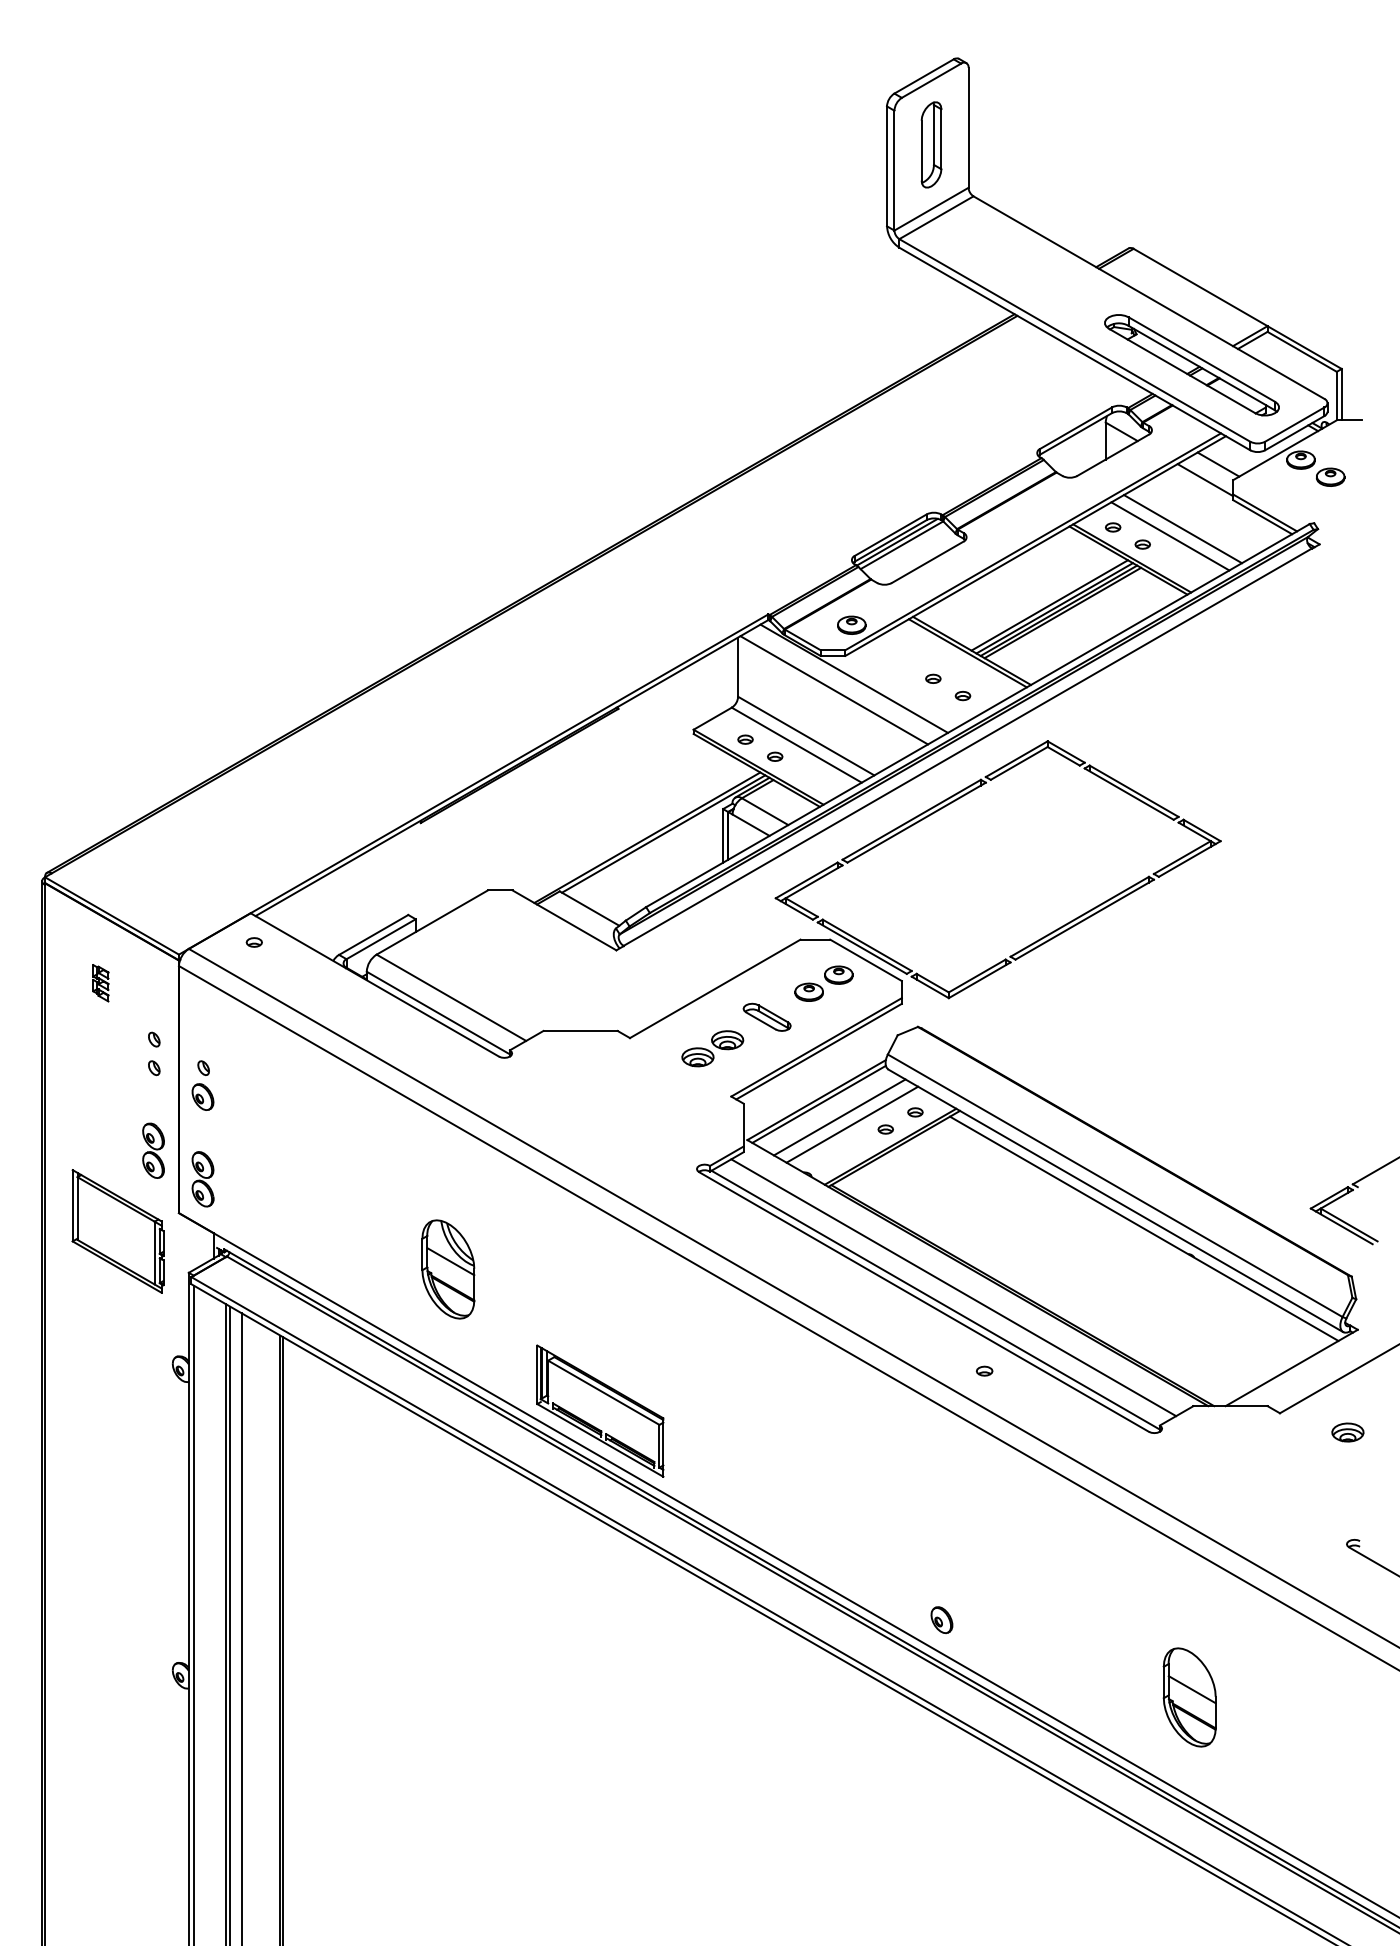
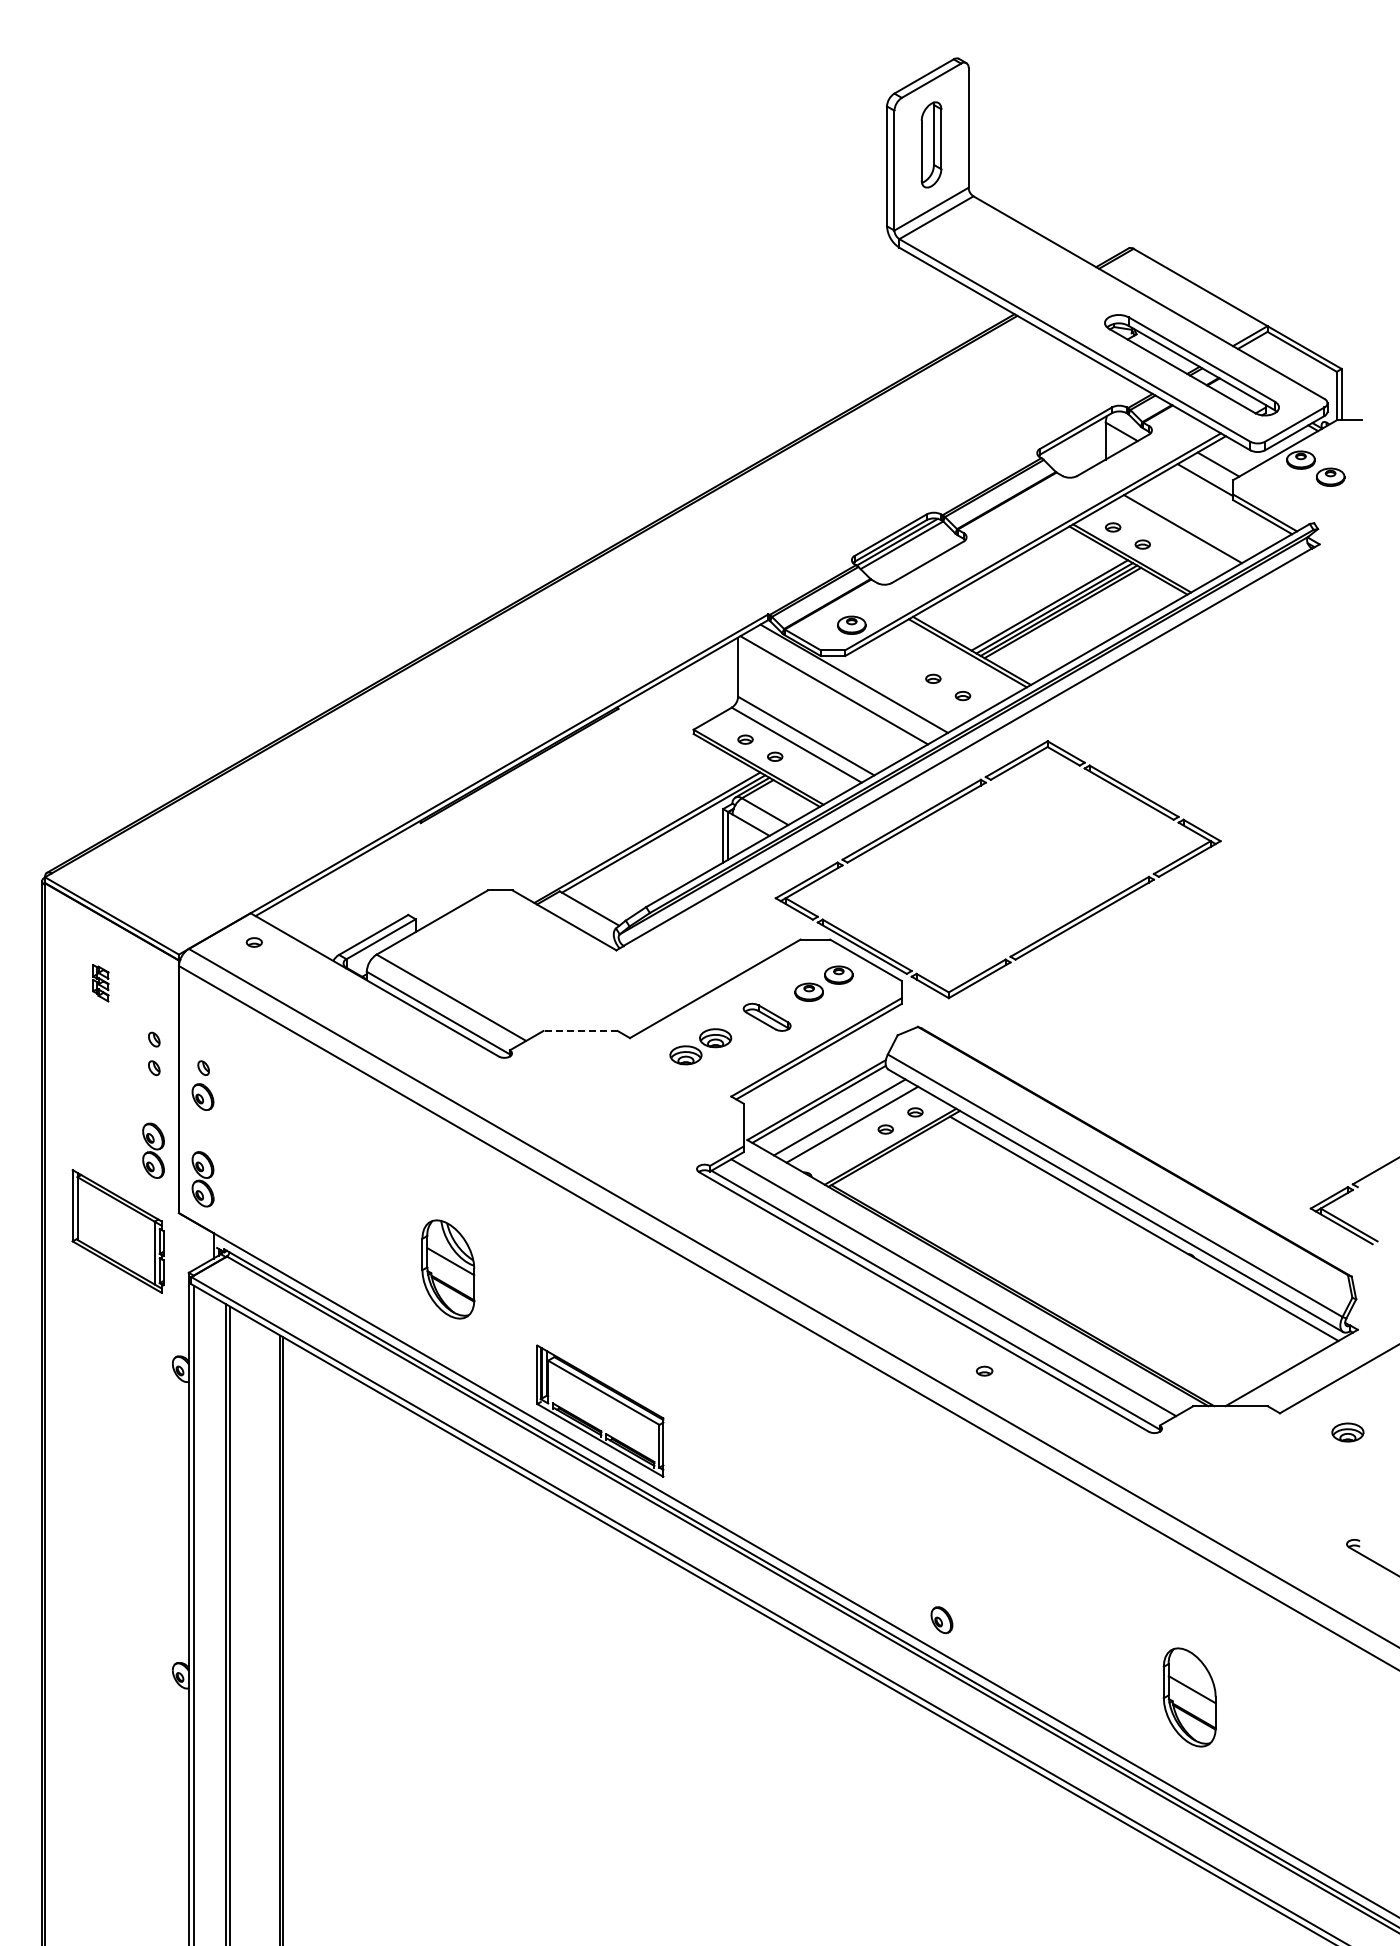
line: present -> none (1170, 536)
line: solid -> dashed (580, 1030)
part position: (712, 1048) -> (700, 1046) (700, 1046)
line: present -> none (241, 1627)
